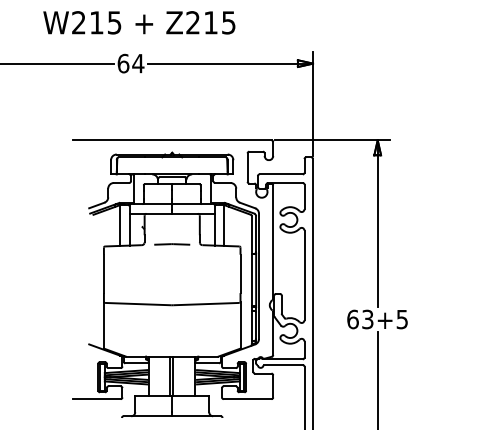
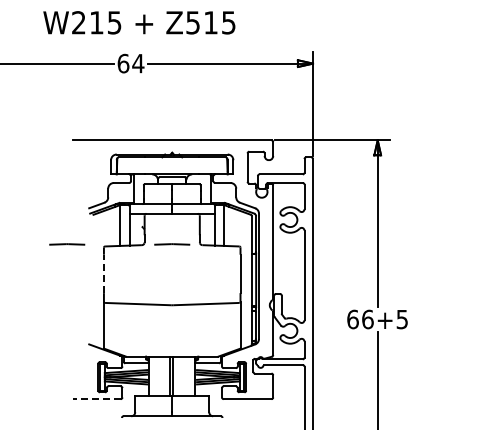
text: Z215 -> Z515 (192, 22)
line: none -> present (67, 244)
line: solid -> dashed (103, 273)
text: 63 -> 66 (367, 319)
line: solid -> dashed (96, 399)
